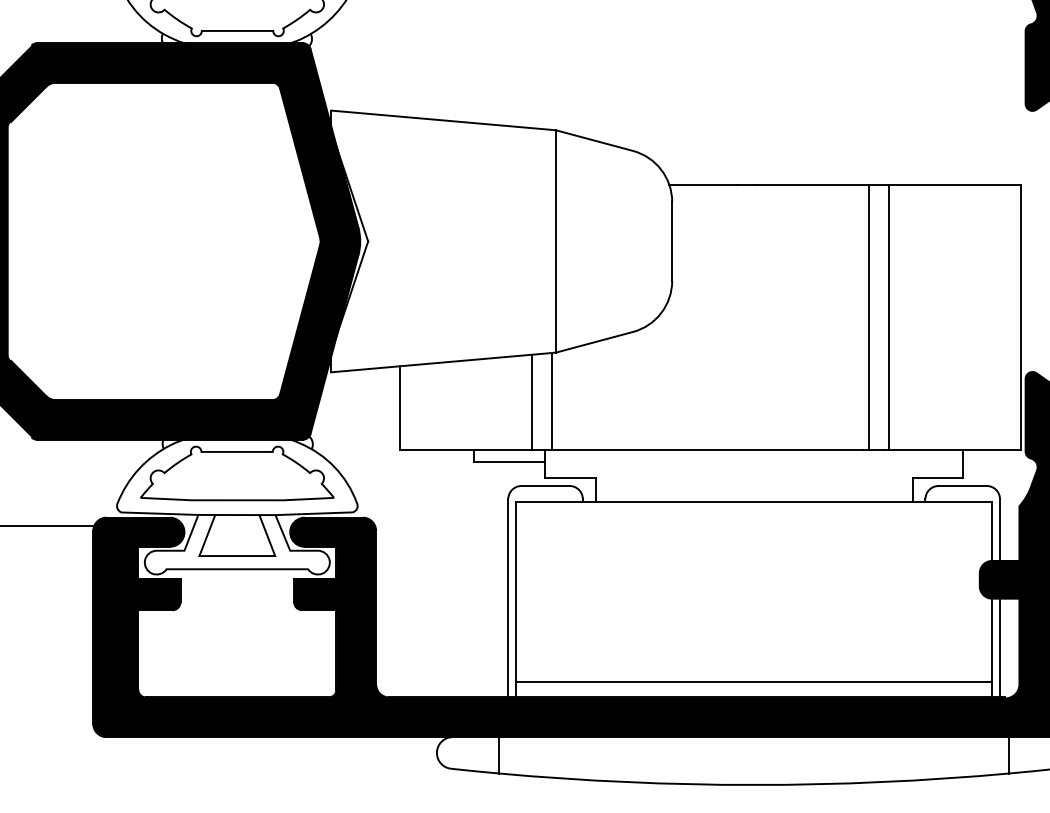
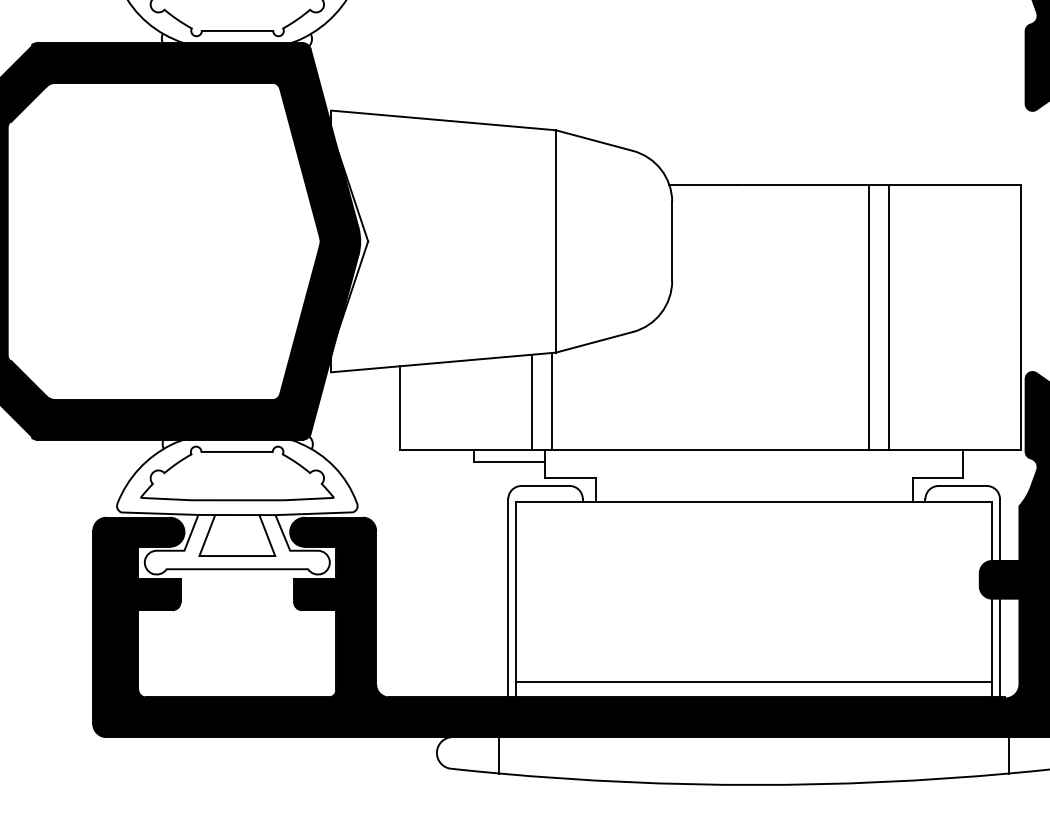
line: present -> none (48, 525)
